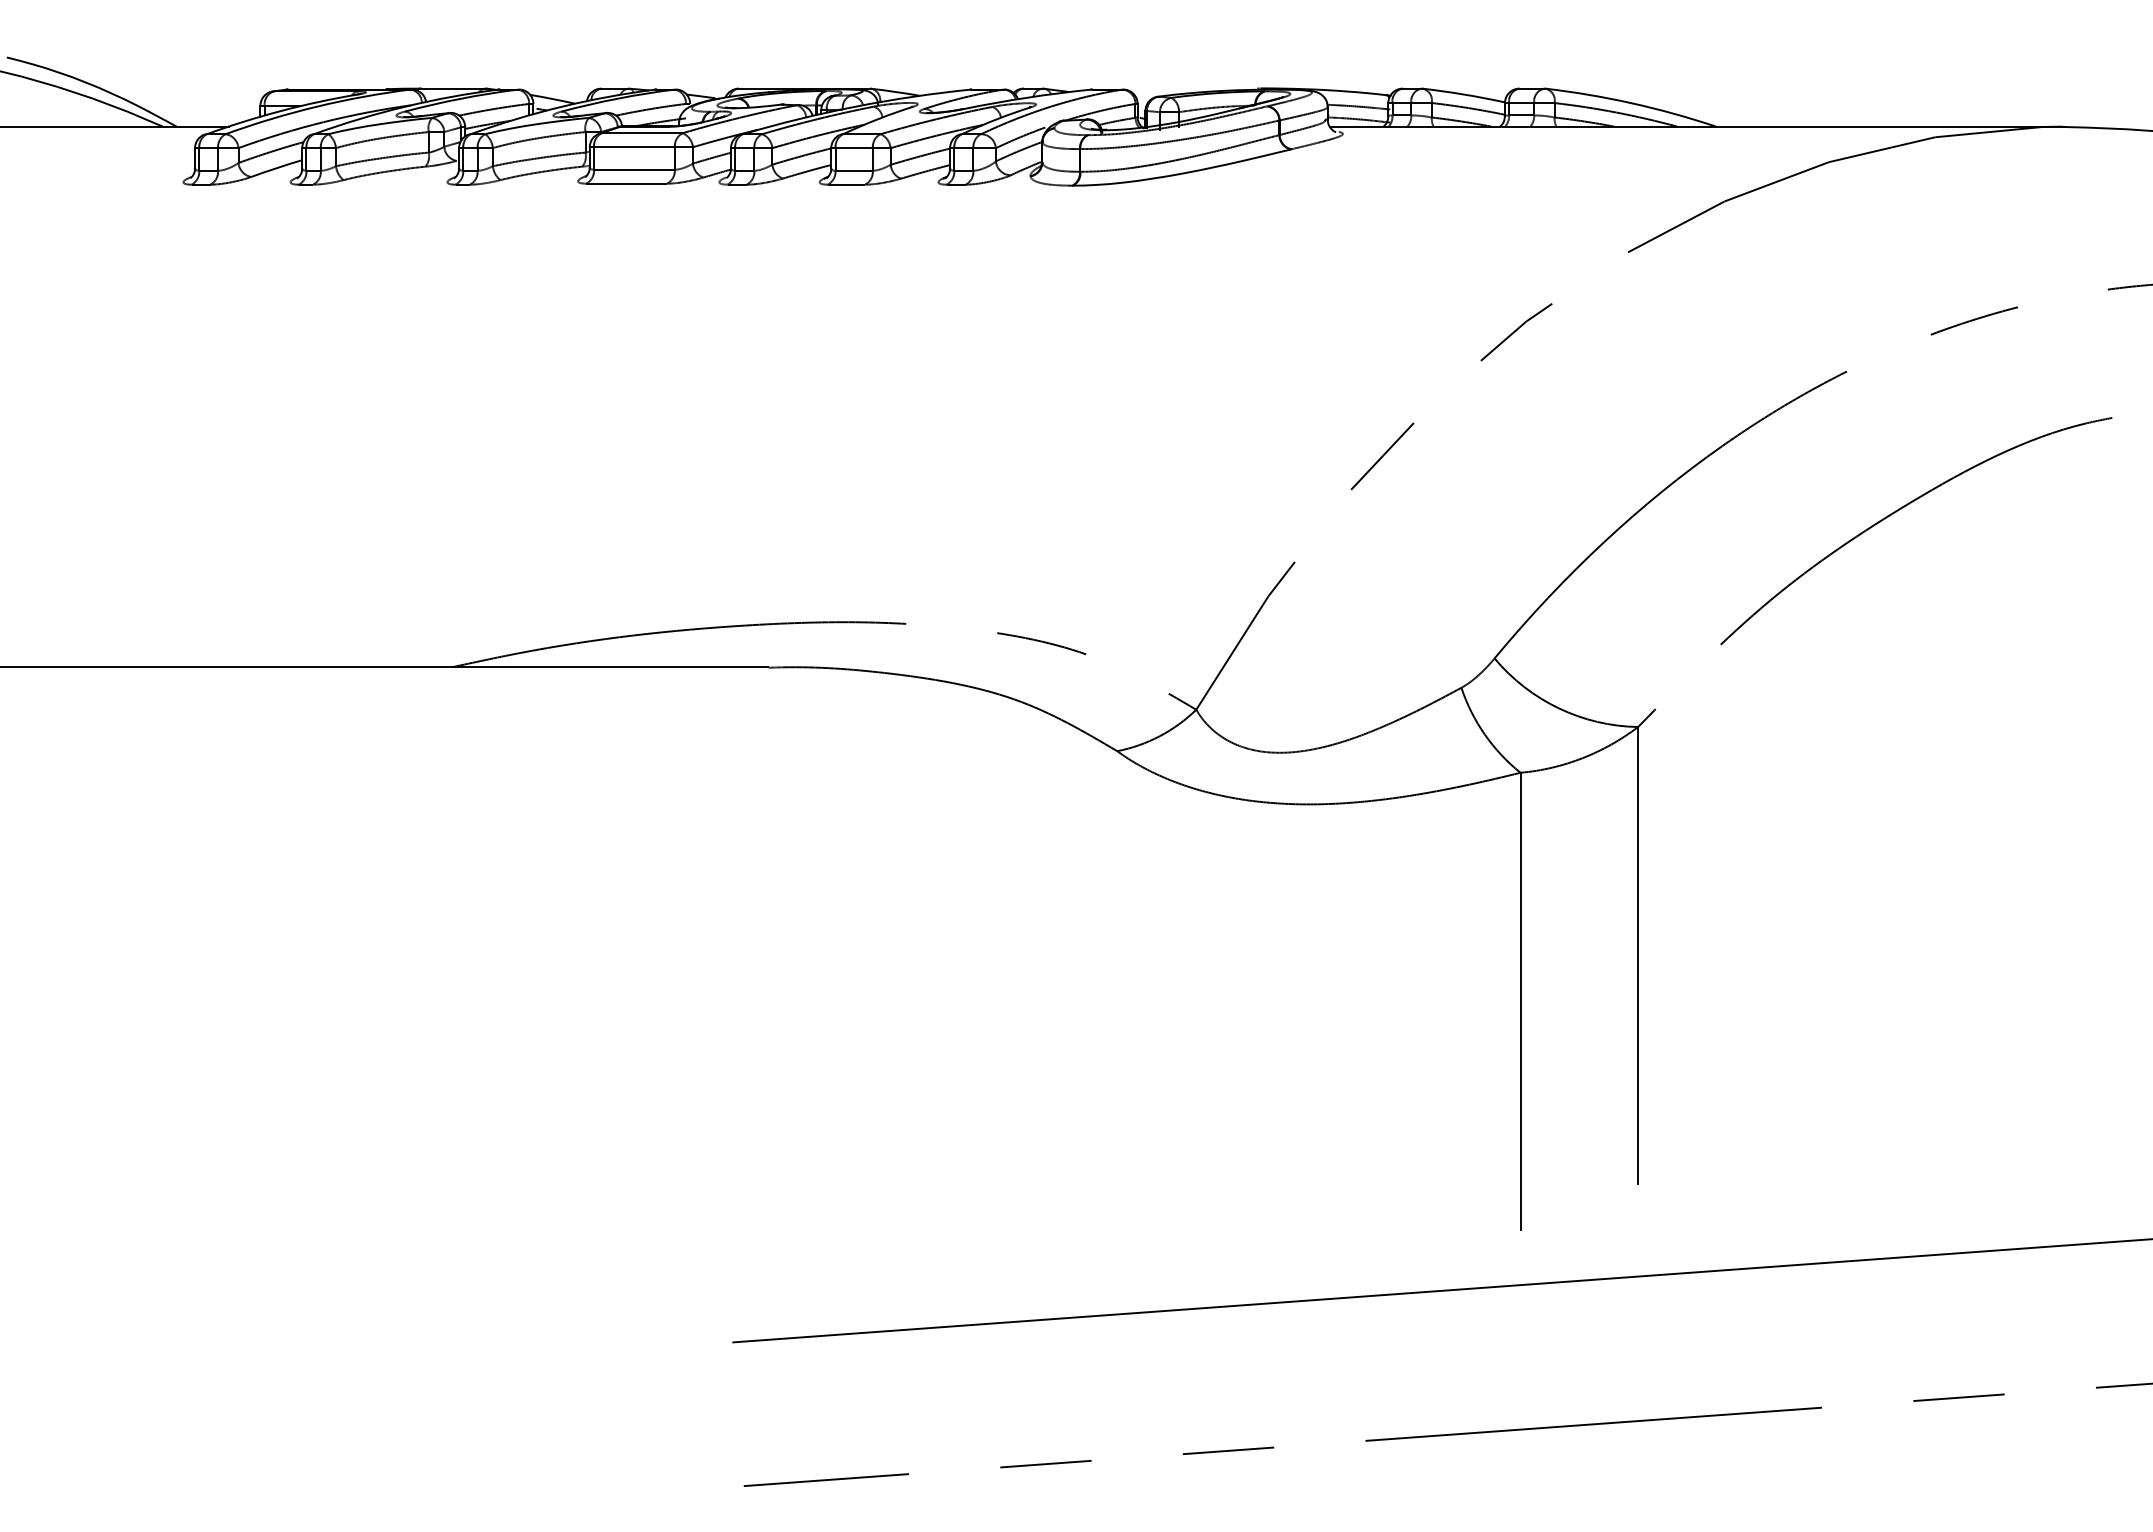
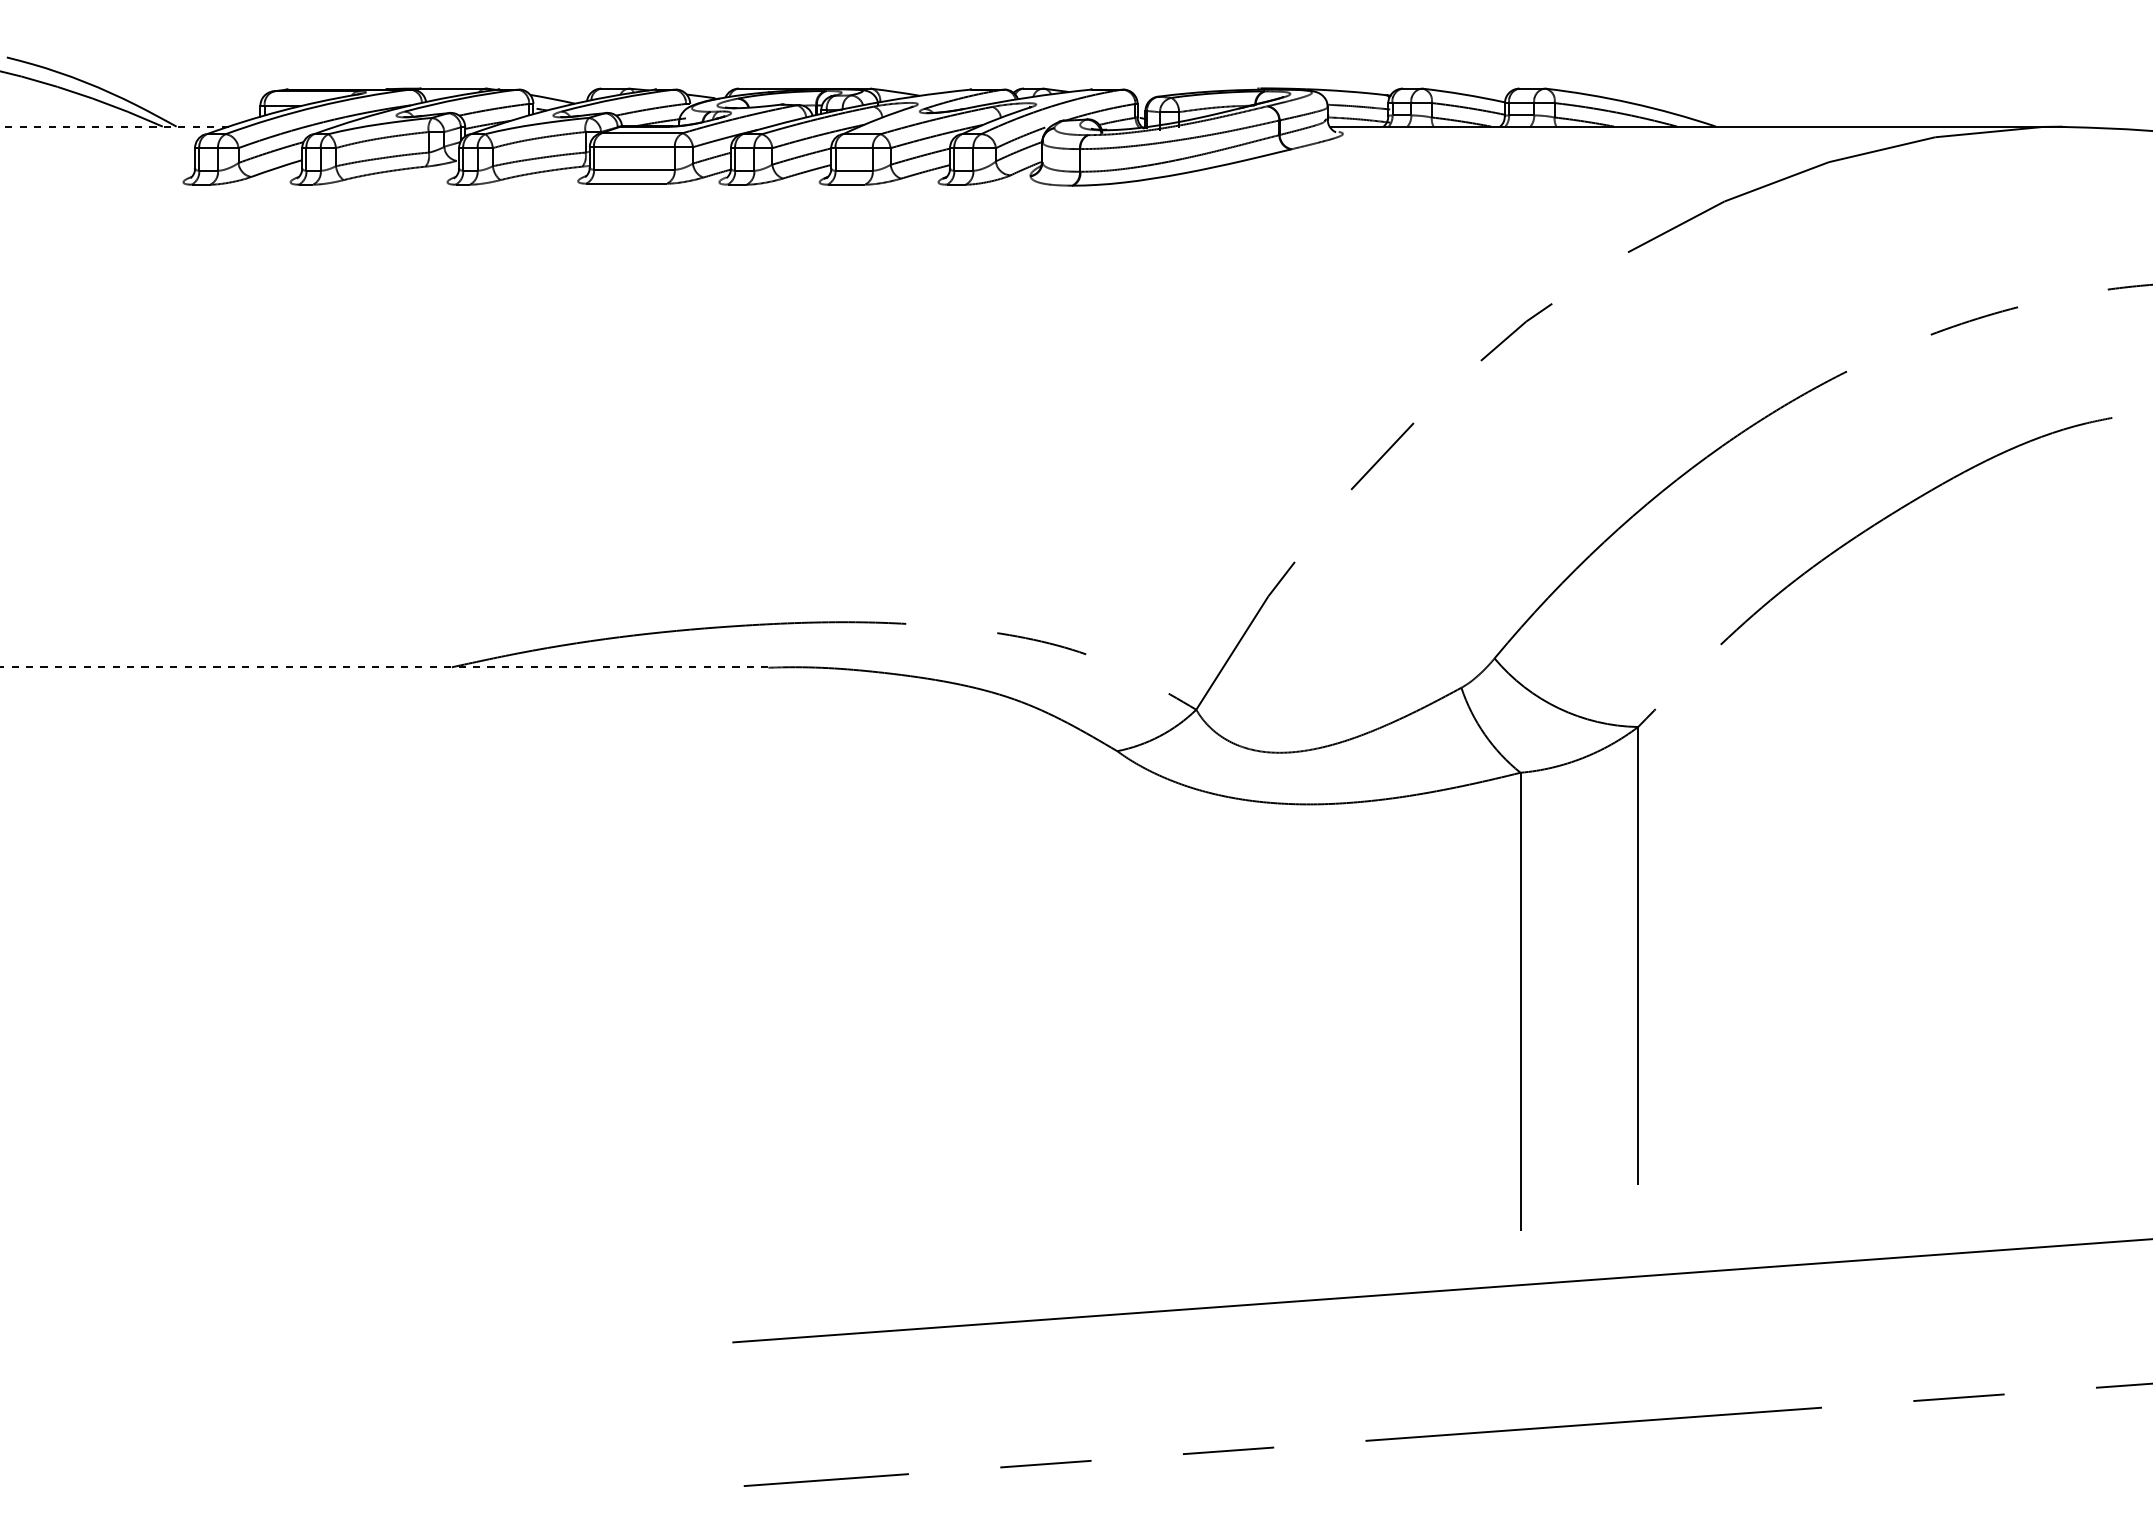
line: solid -> dashed (113, 126)
line: solid -> dashed (384, 667)
